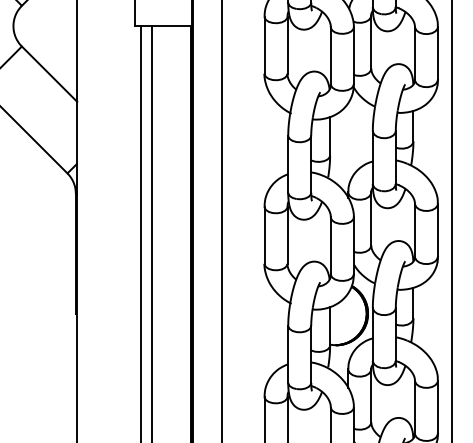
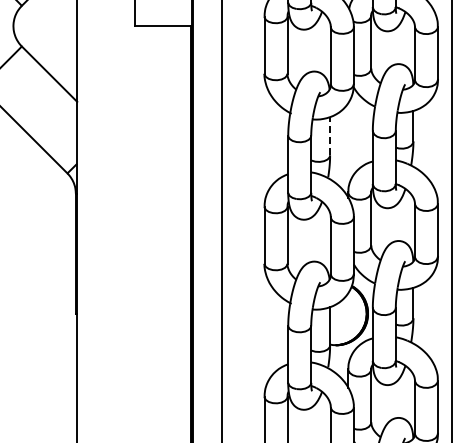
line: solid -> dashed (330, 135)
line: present -> none (140, 232)
line: present -> none (151, 232)
